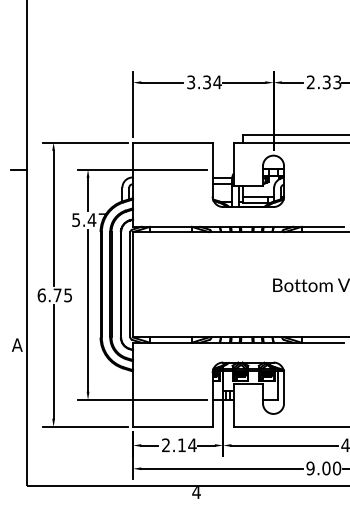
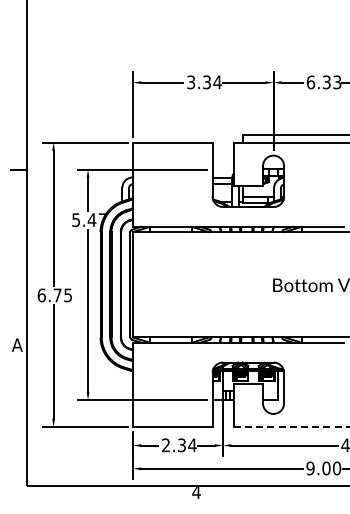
text: 2.33 -> 6.33 (310, 82)
line: solid -> dashed (291, 427)
text: 2.14 -> 2.34 (181, 445)
